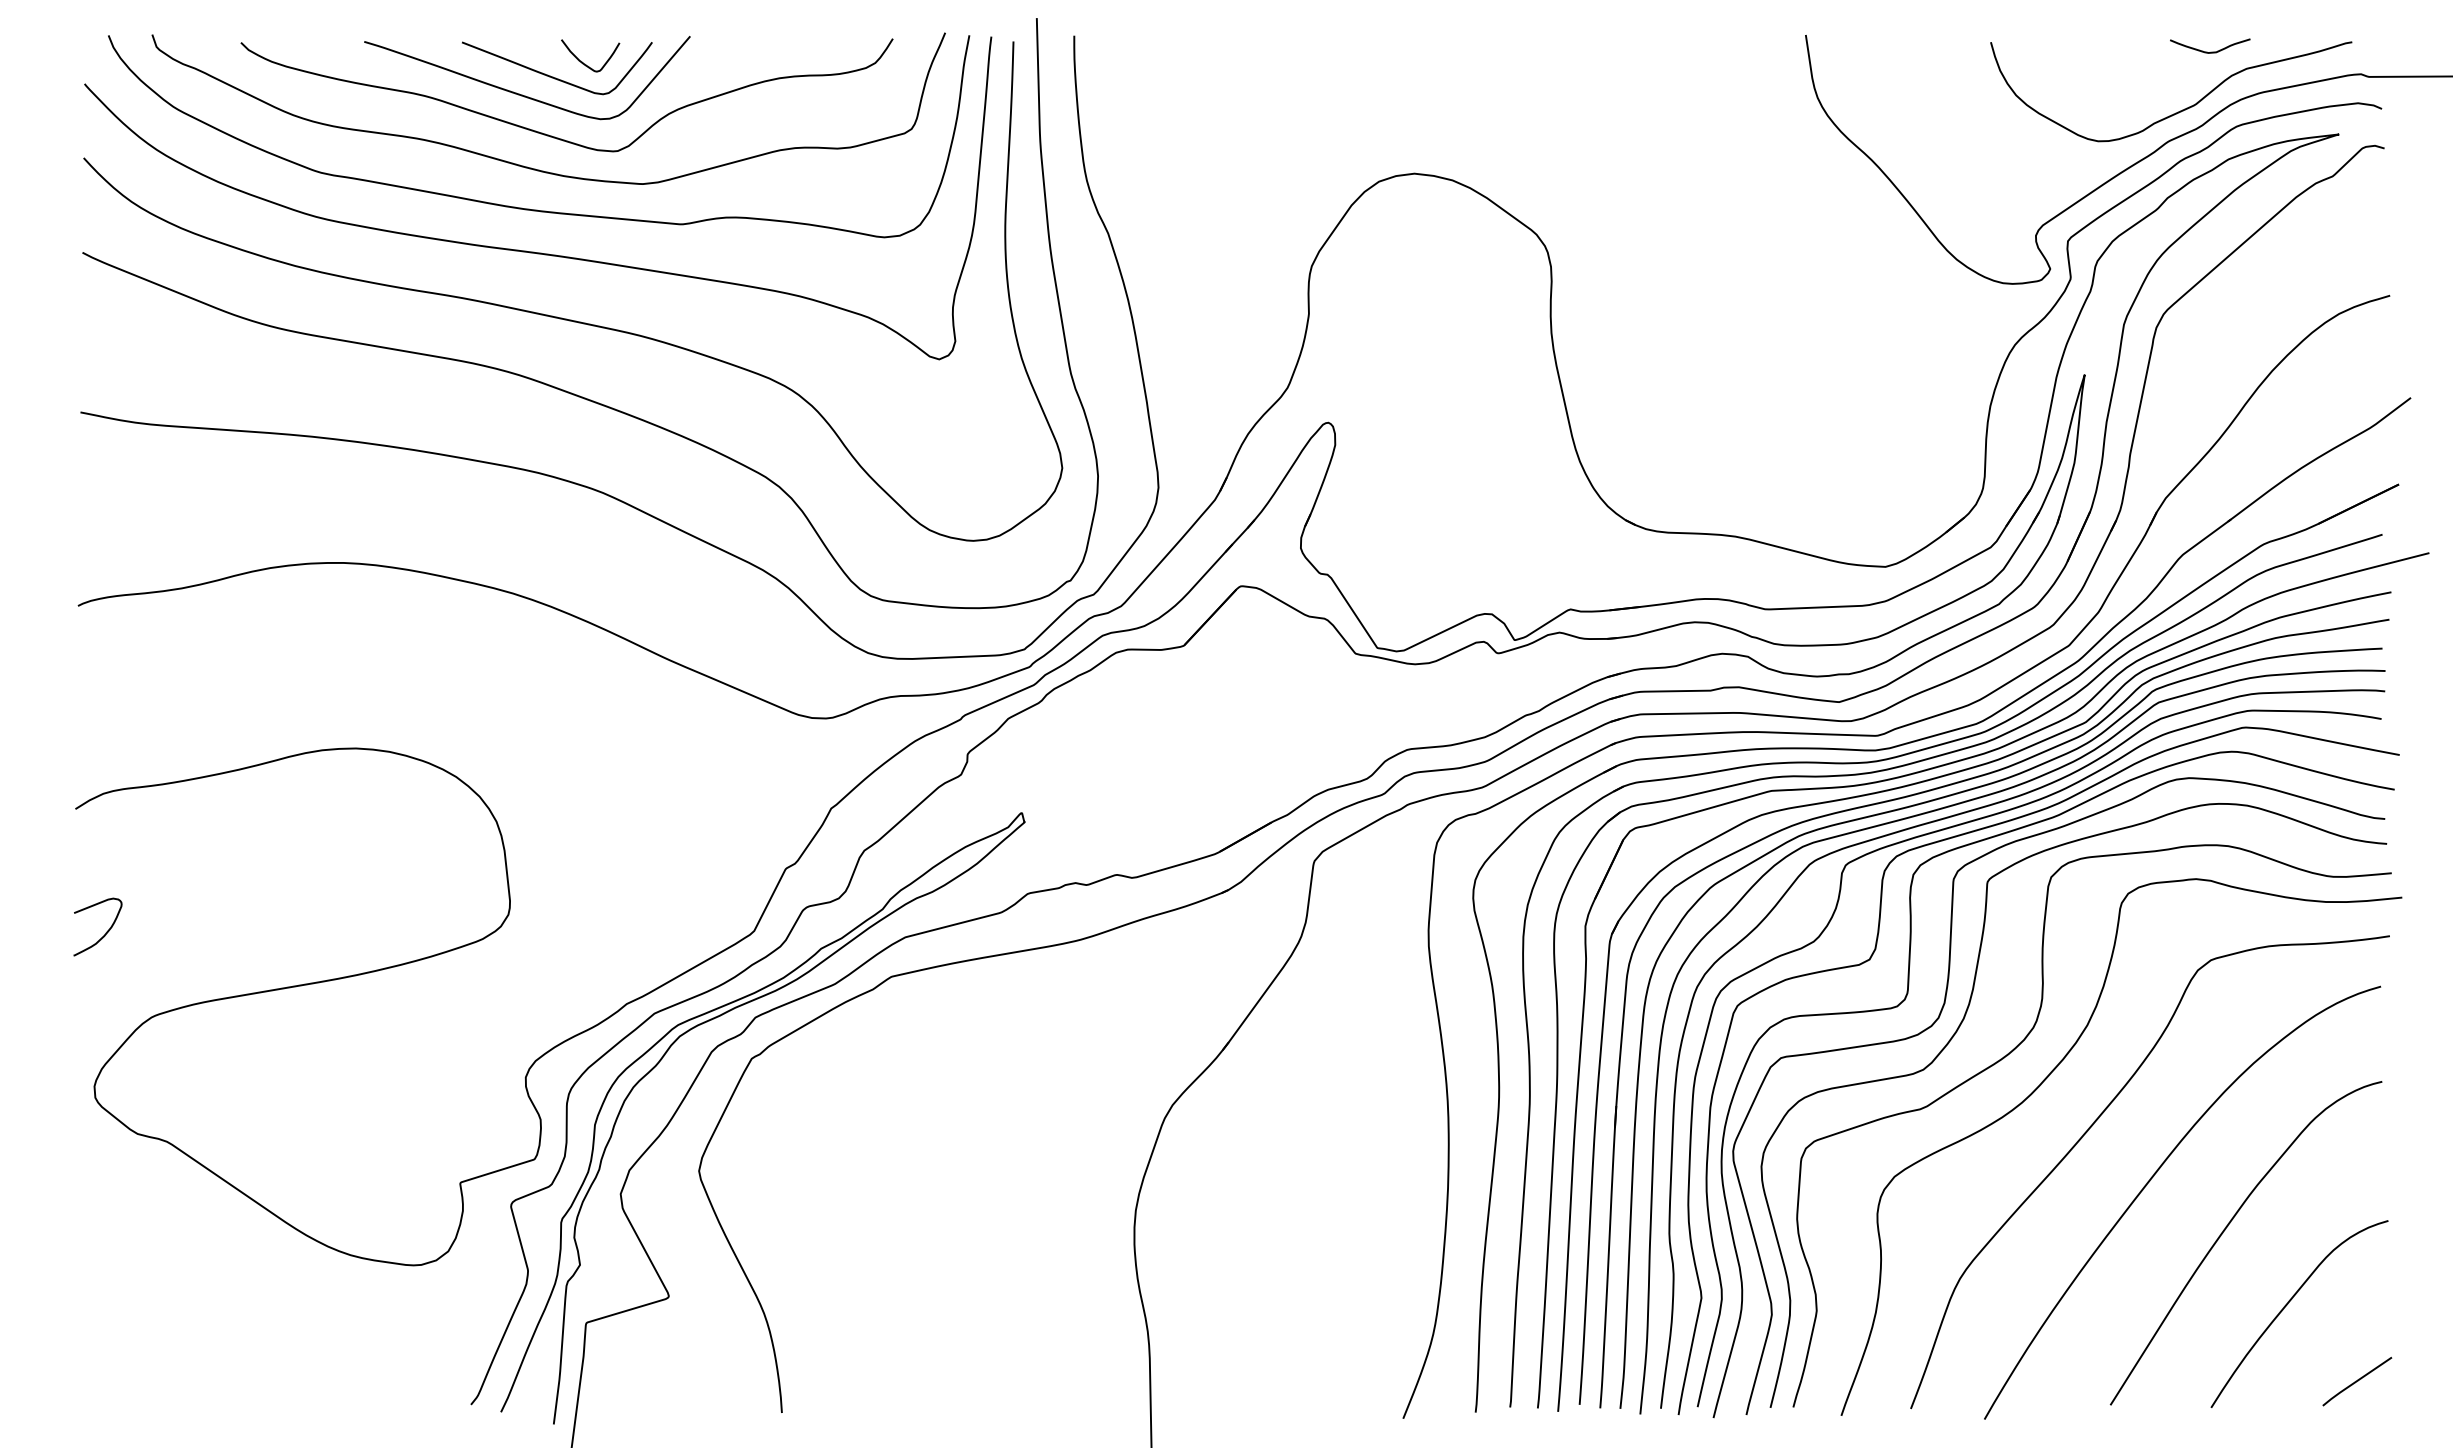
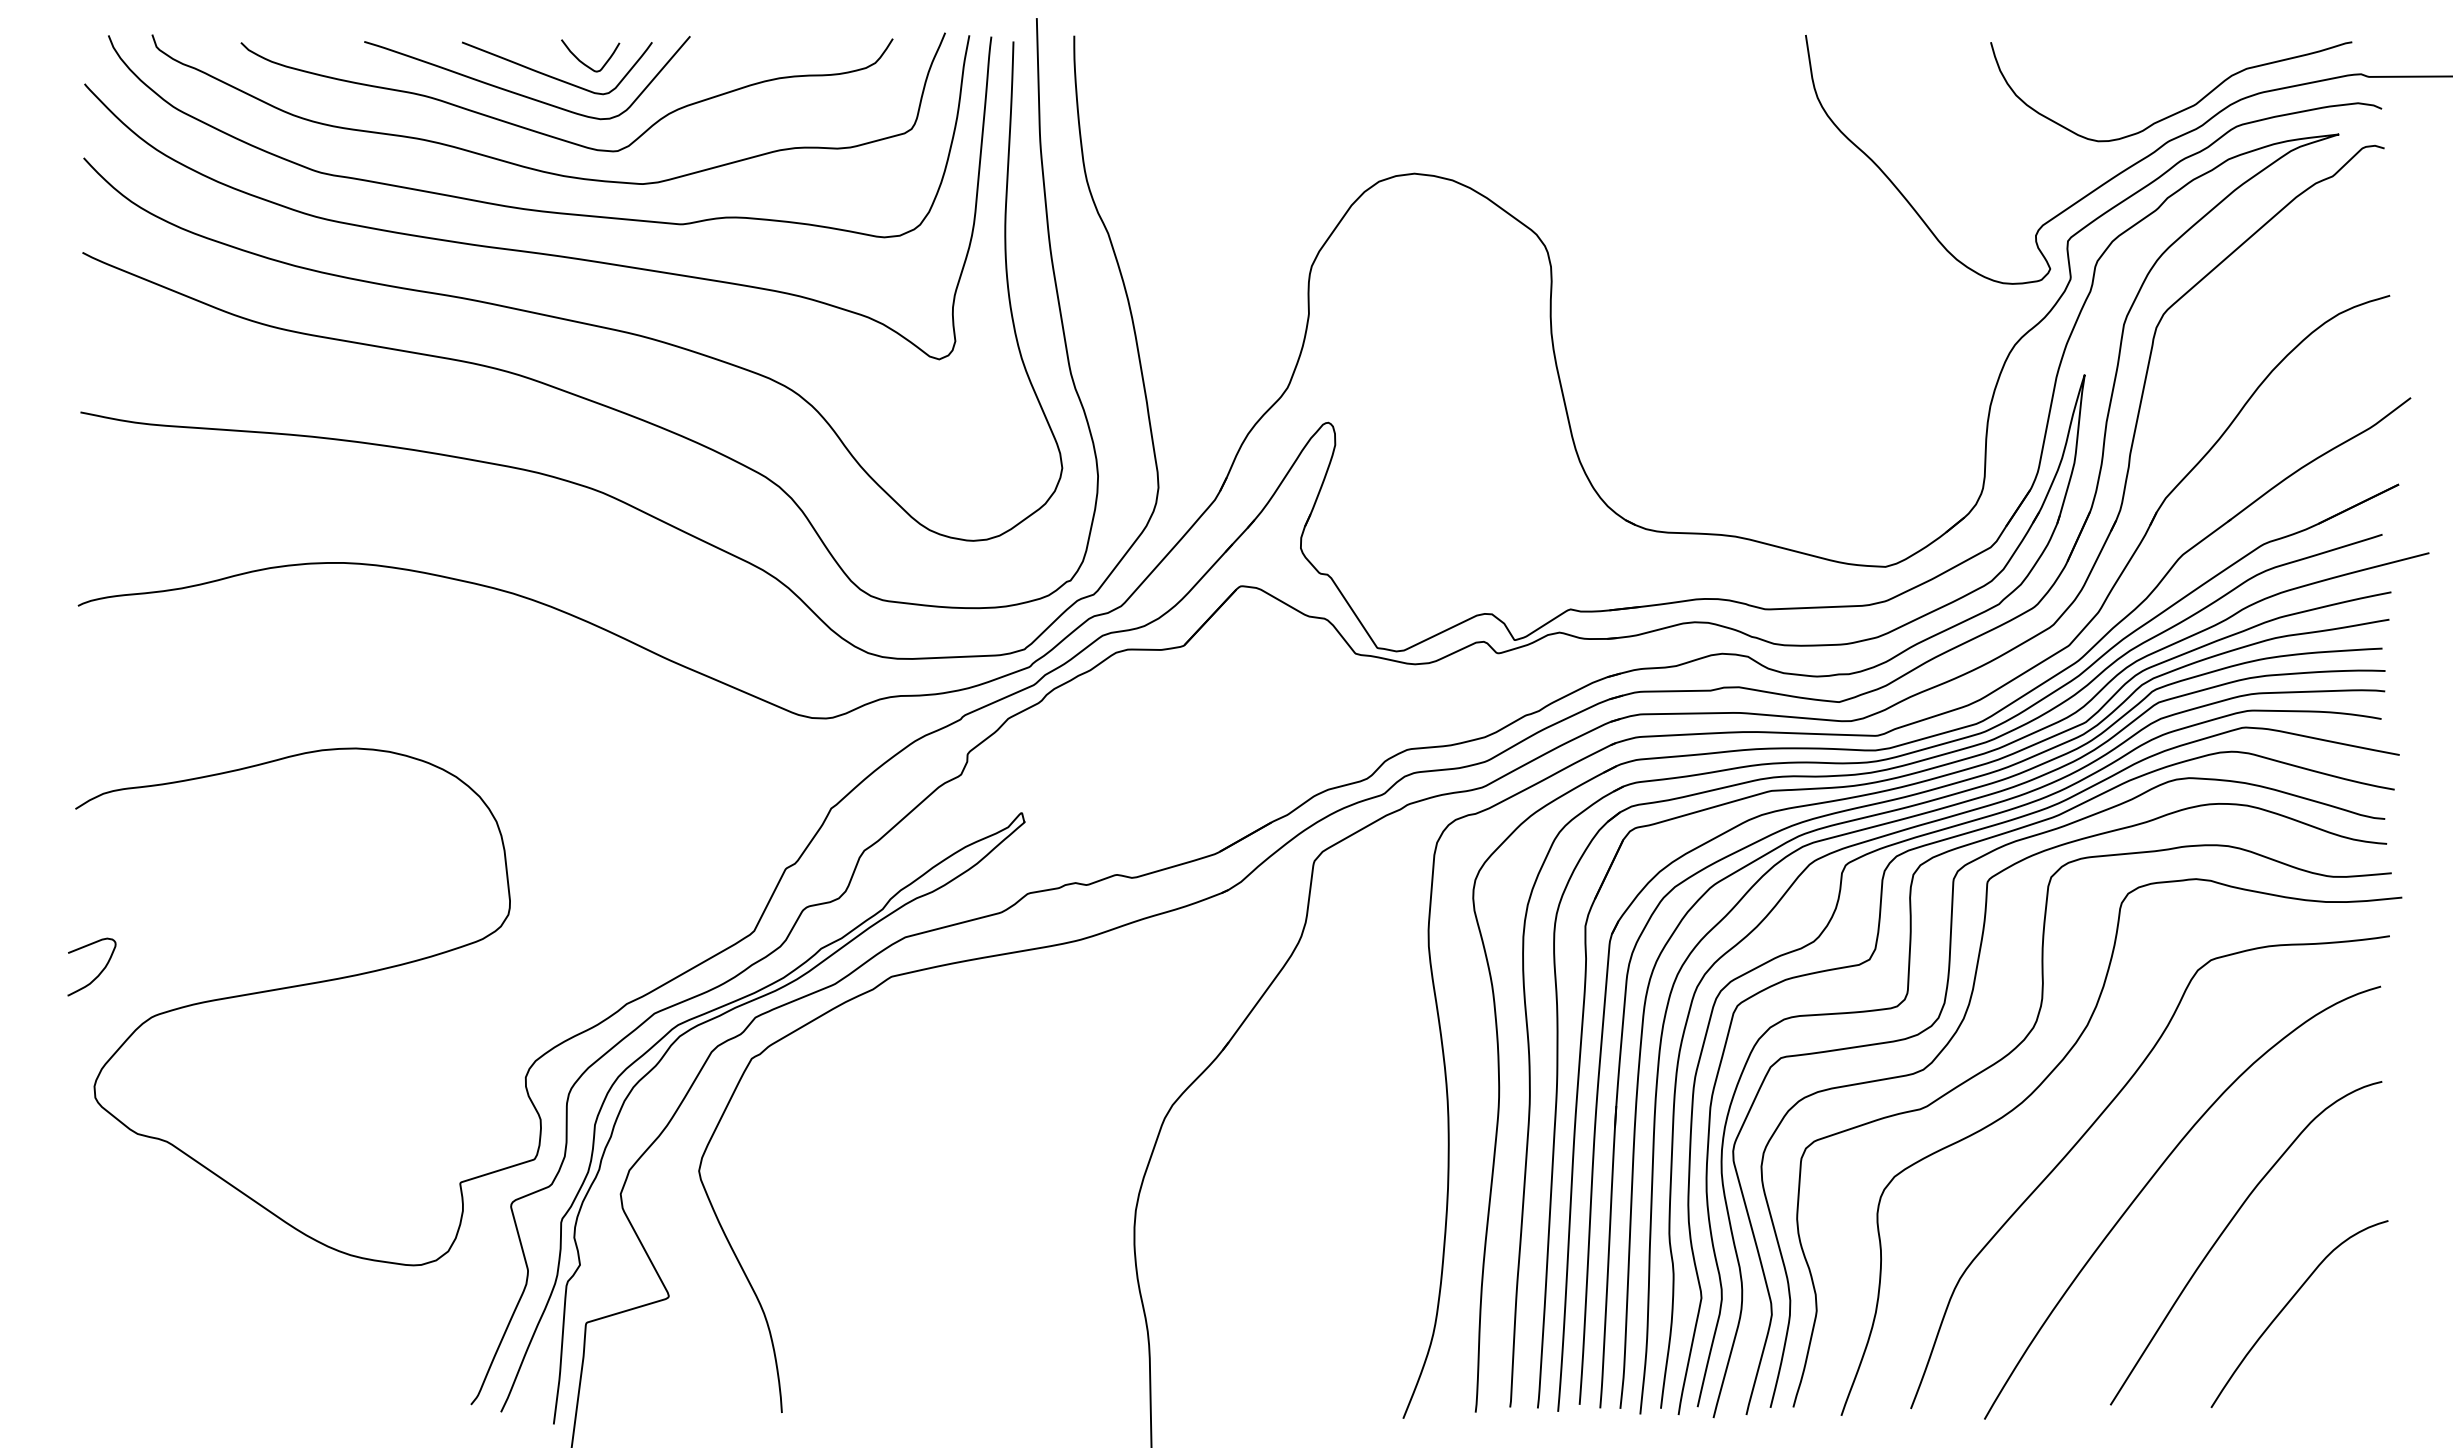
curve: present -> none (2210, 51)
curve position: (105, 932) -> (99, 972) (99, 972)
line: present -> none (2357, 1381)
